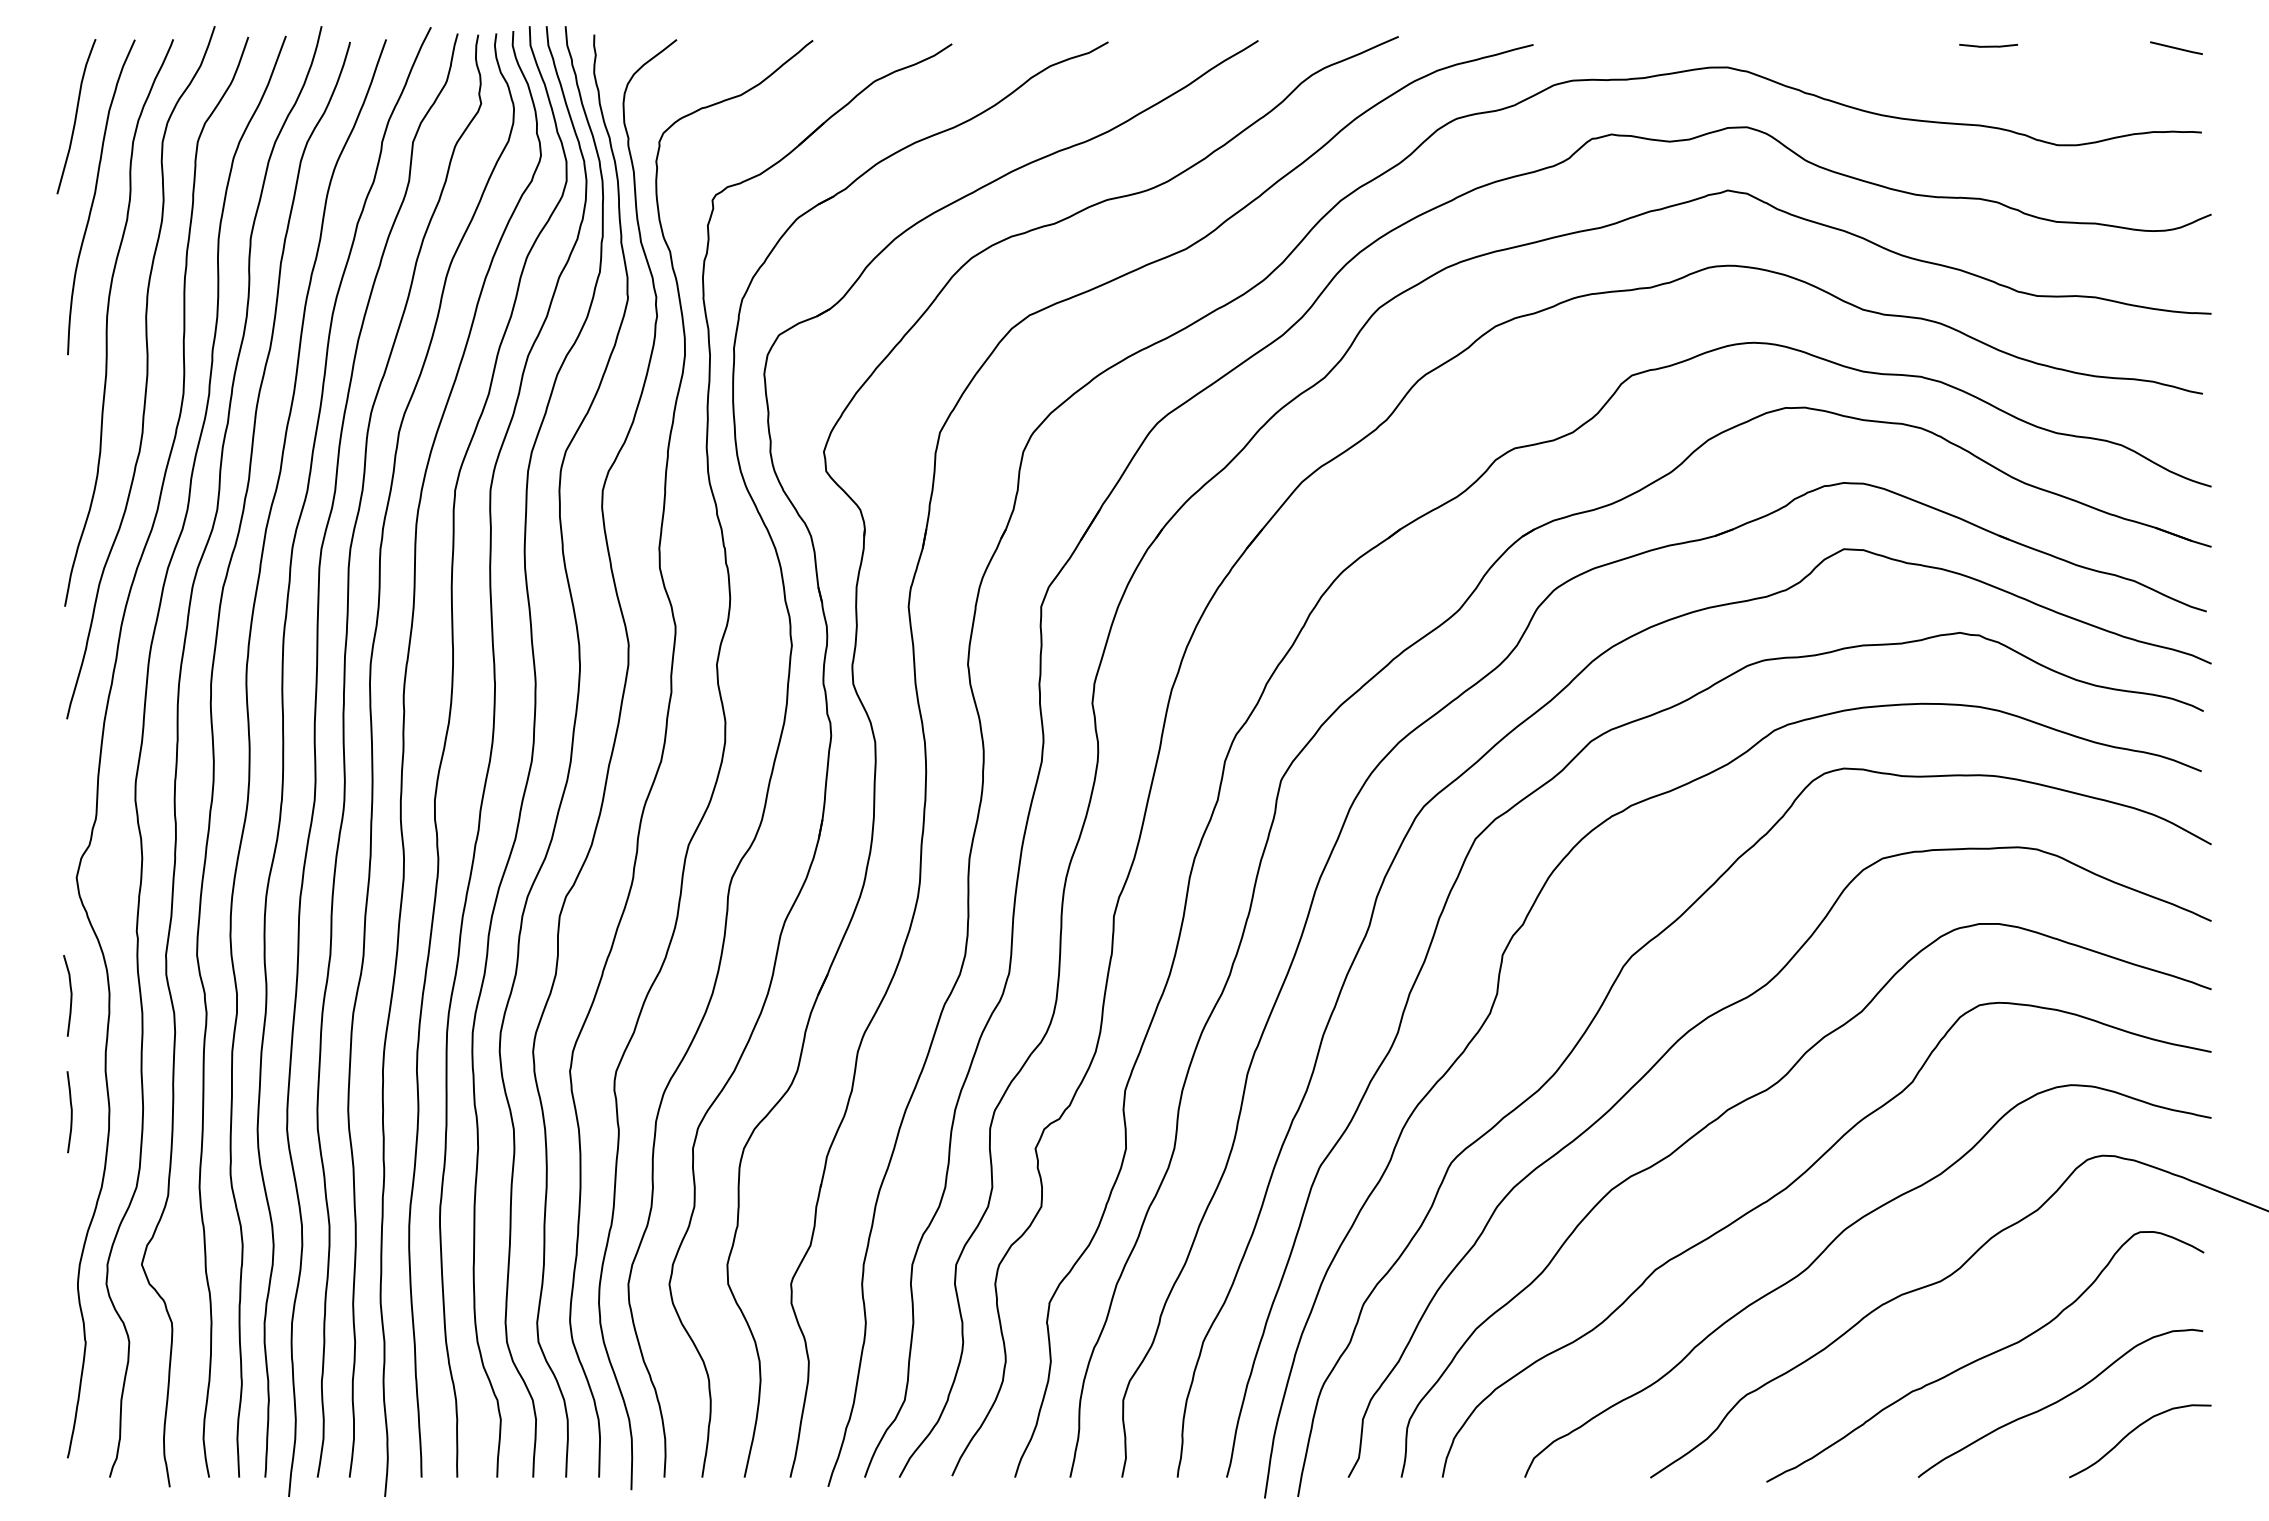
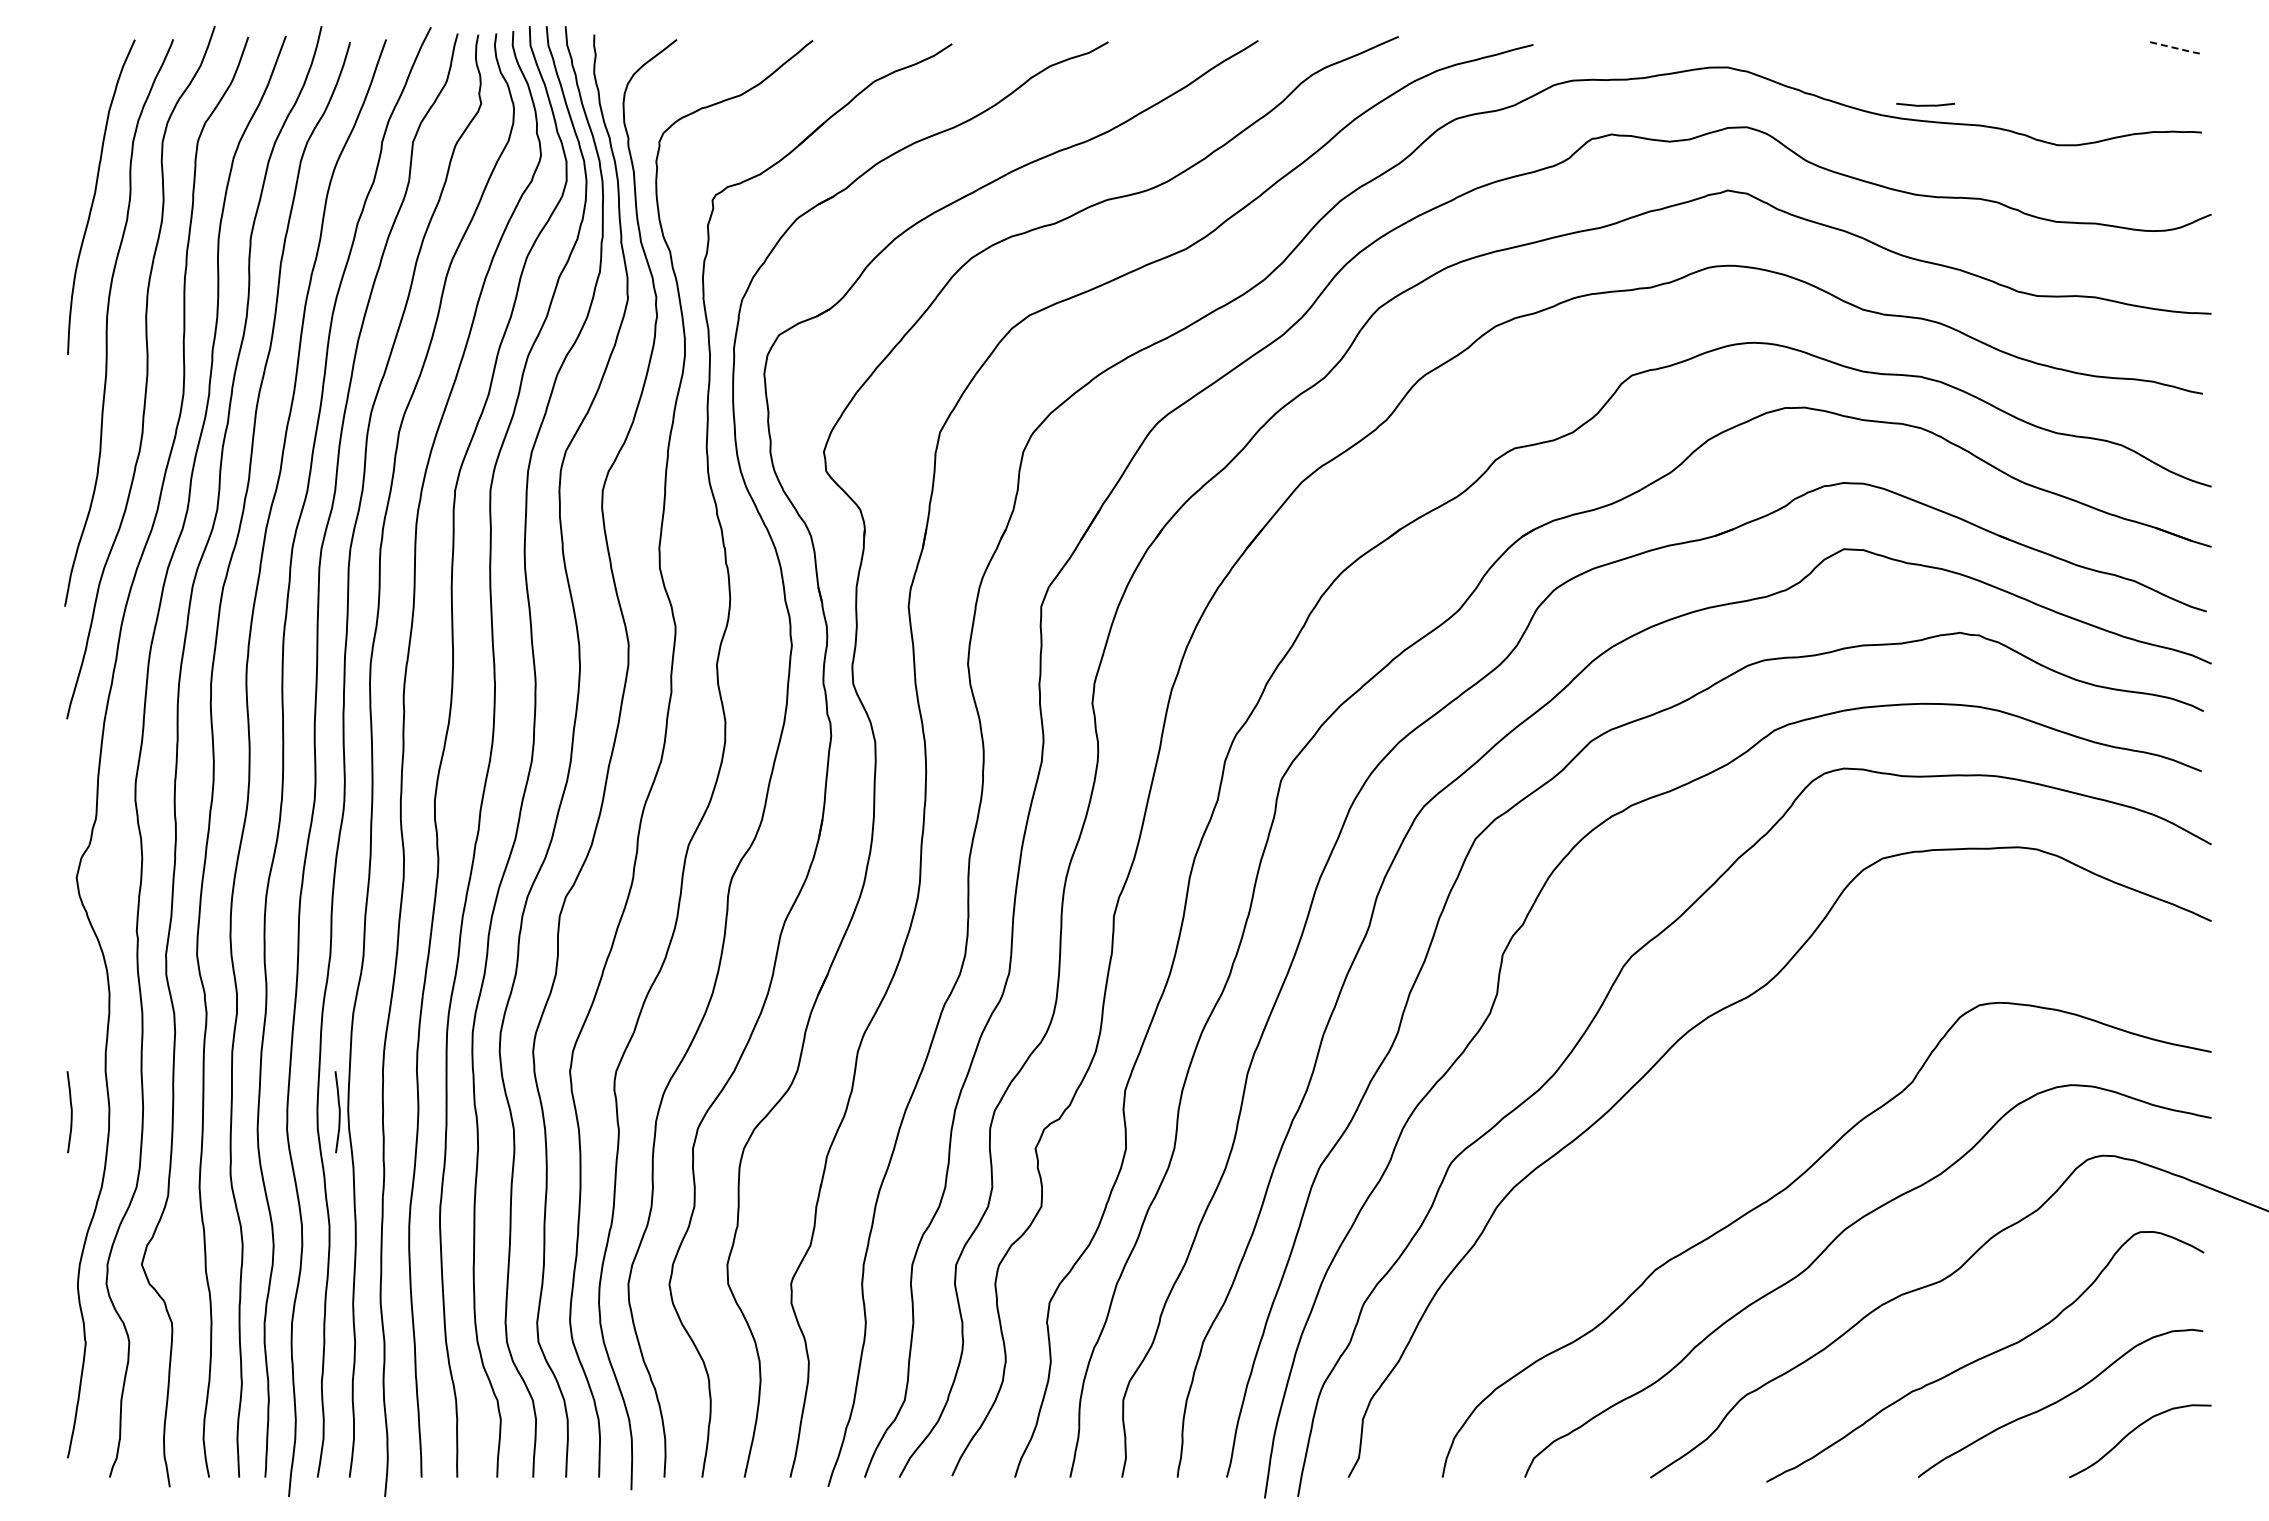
curve position: (1988, 45) -> (1925, 104) (1925, 104)
line: solid -> dashed (2176, 48)
curve: present -> none (76, 116)
curve: present -> none (70, 995)
curve: present -> none (1753, 1097)
curve: none -> present (338, 1112)
